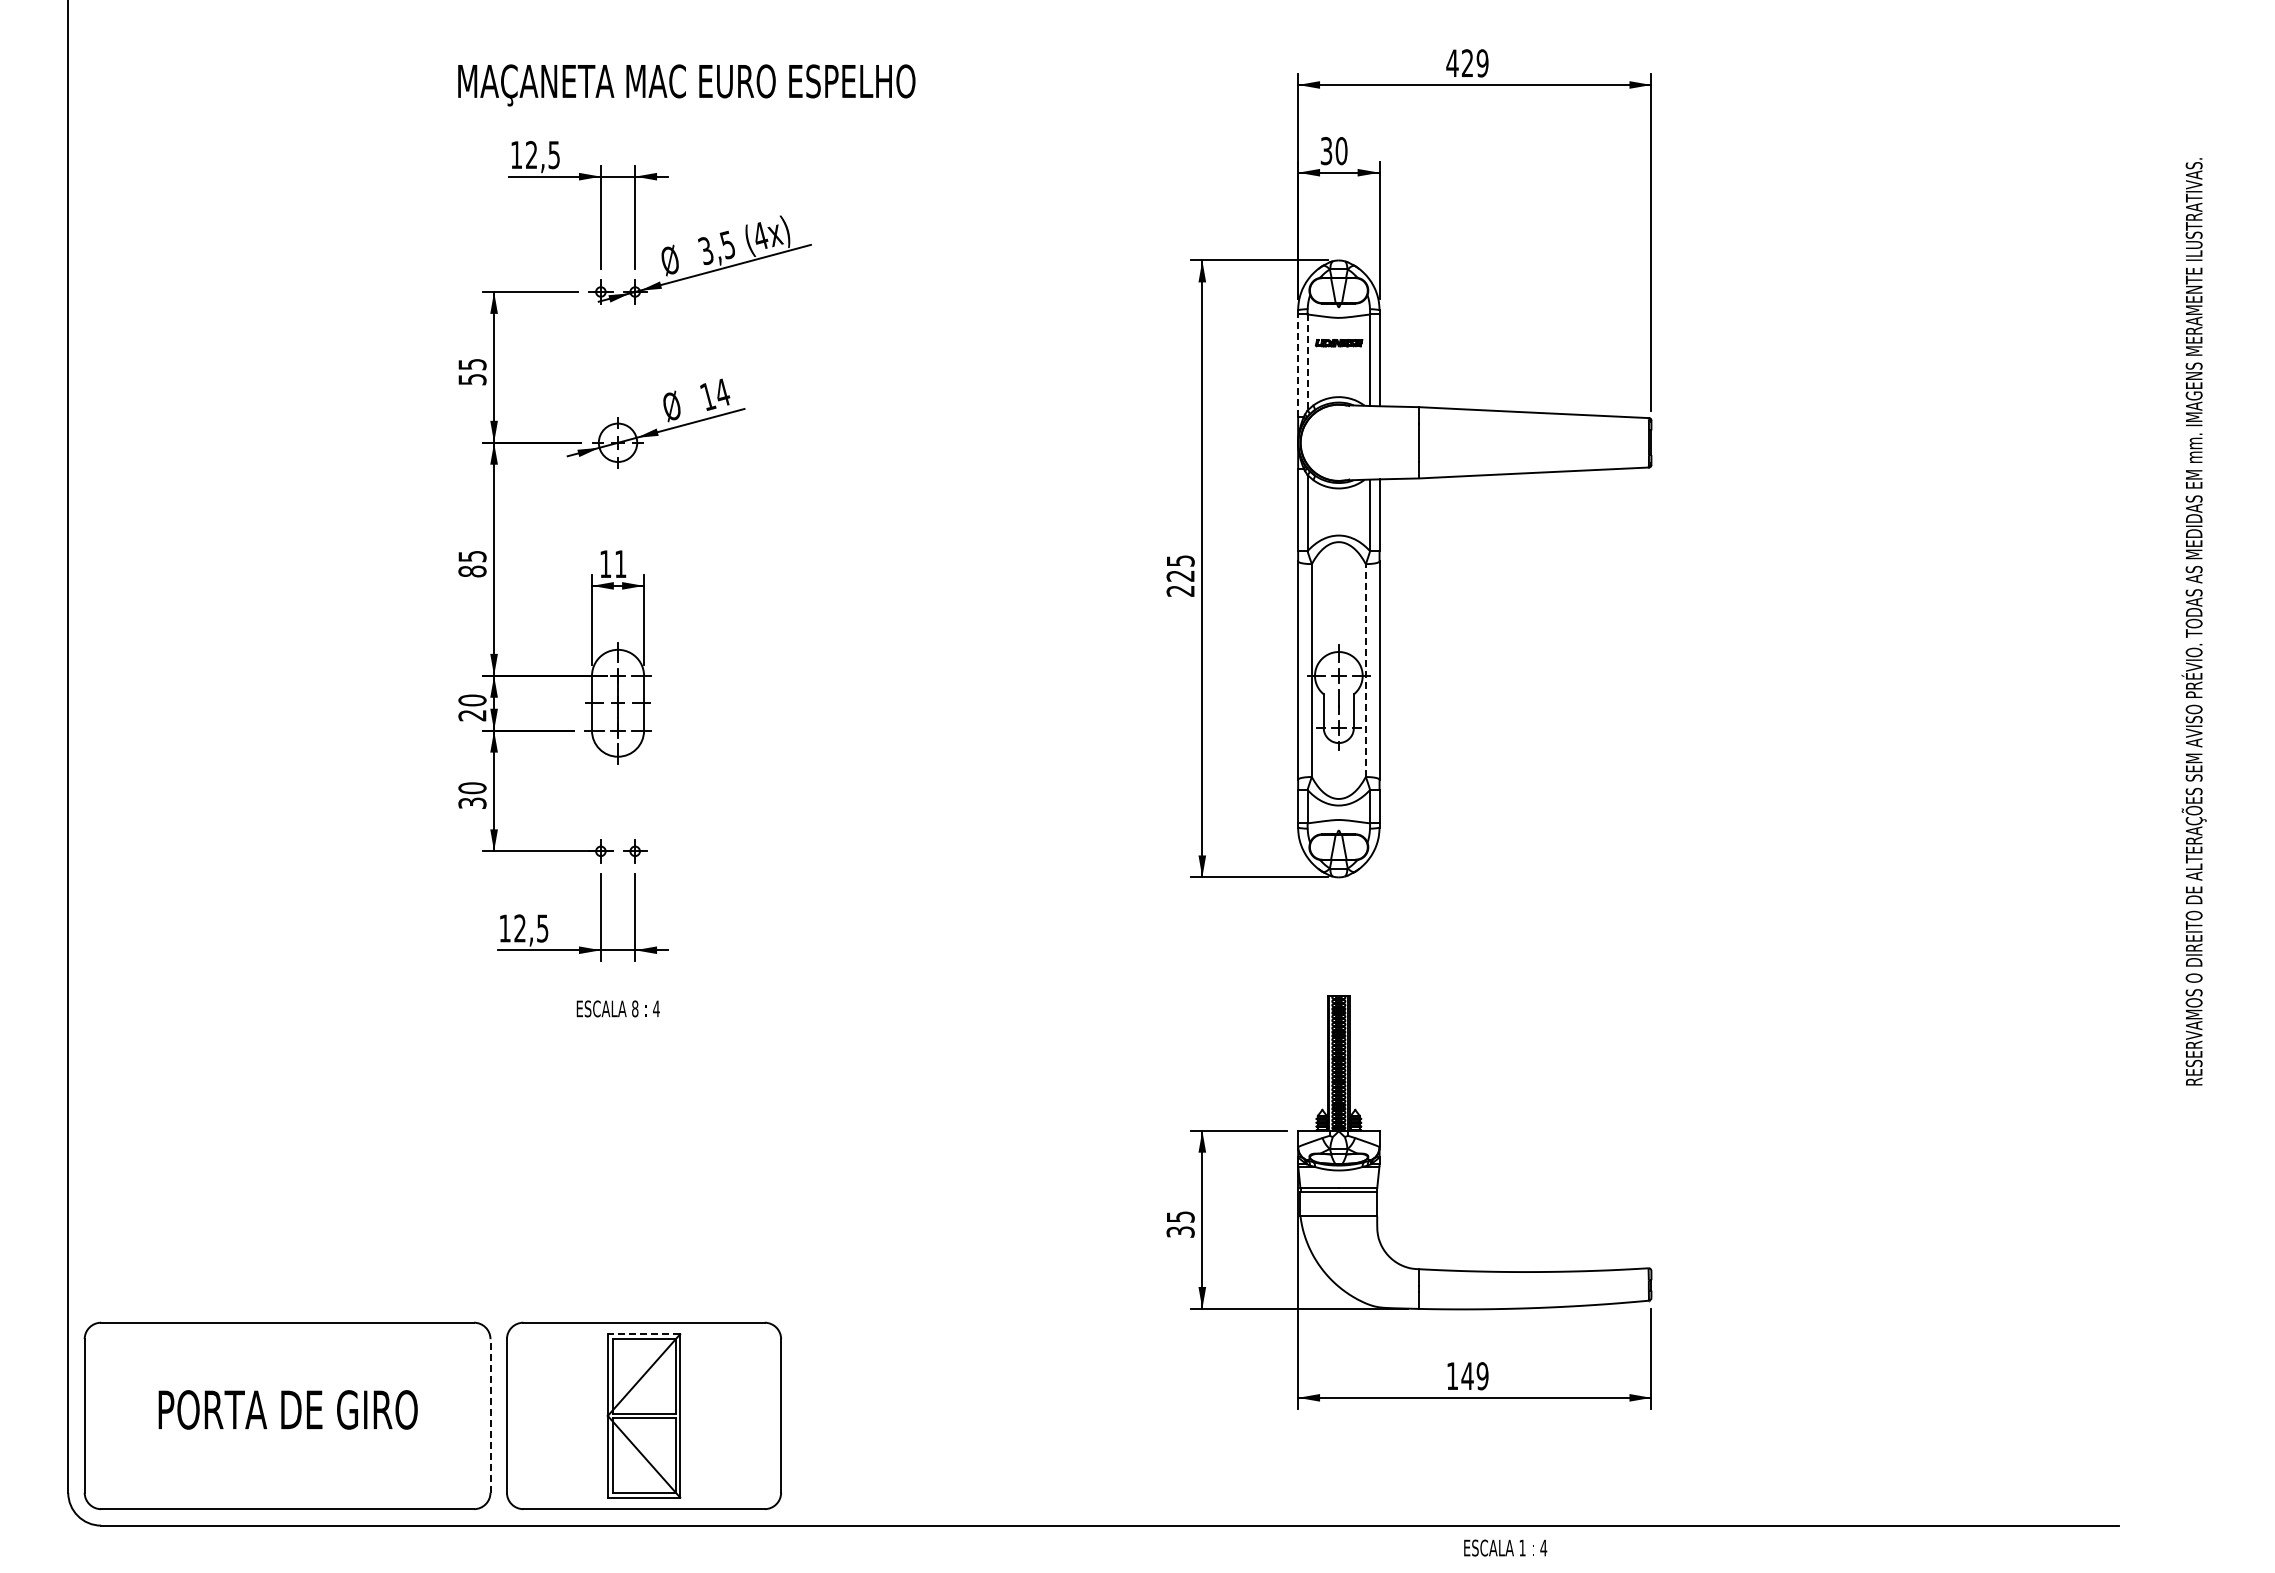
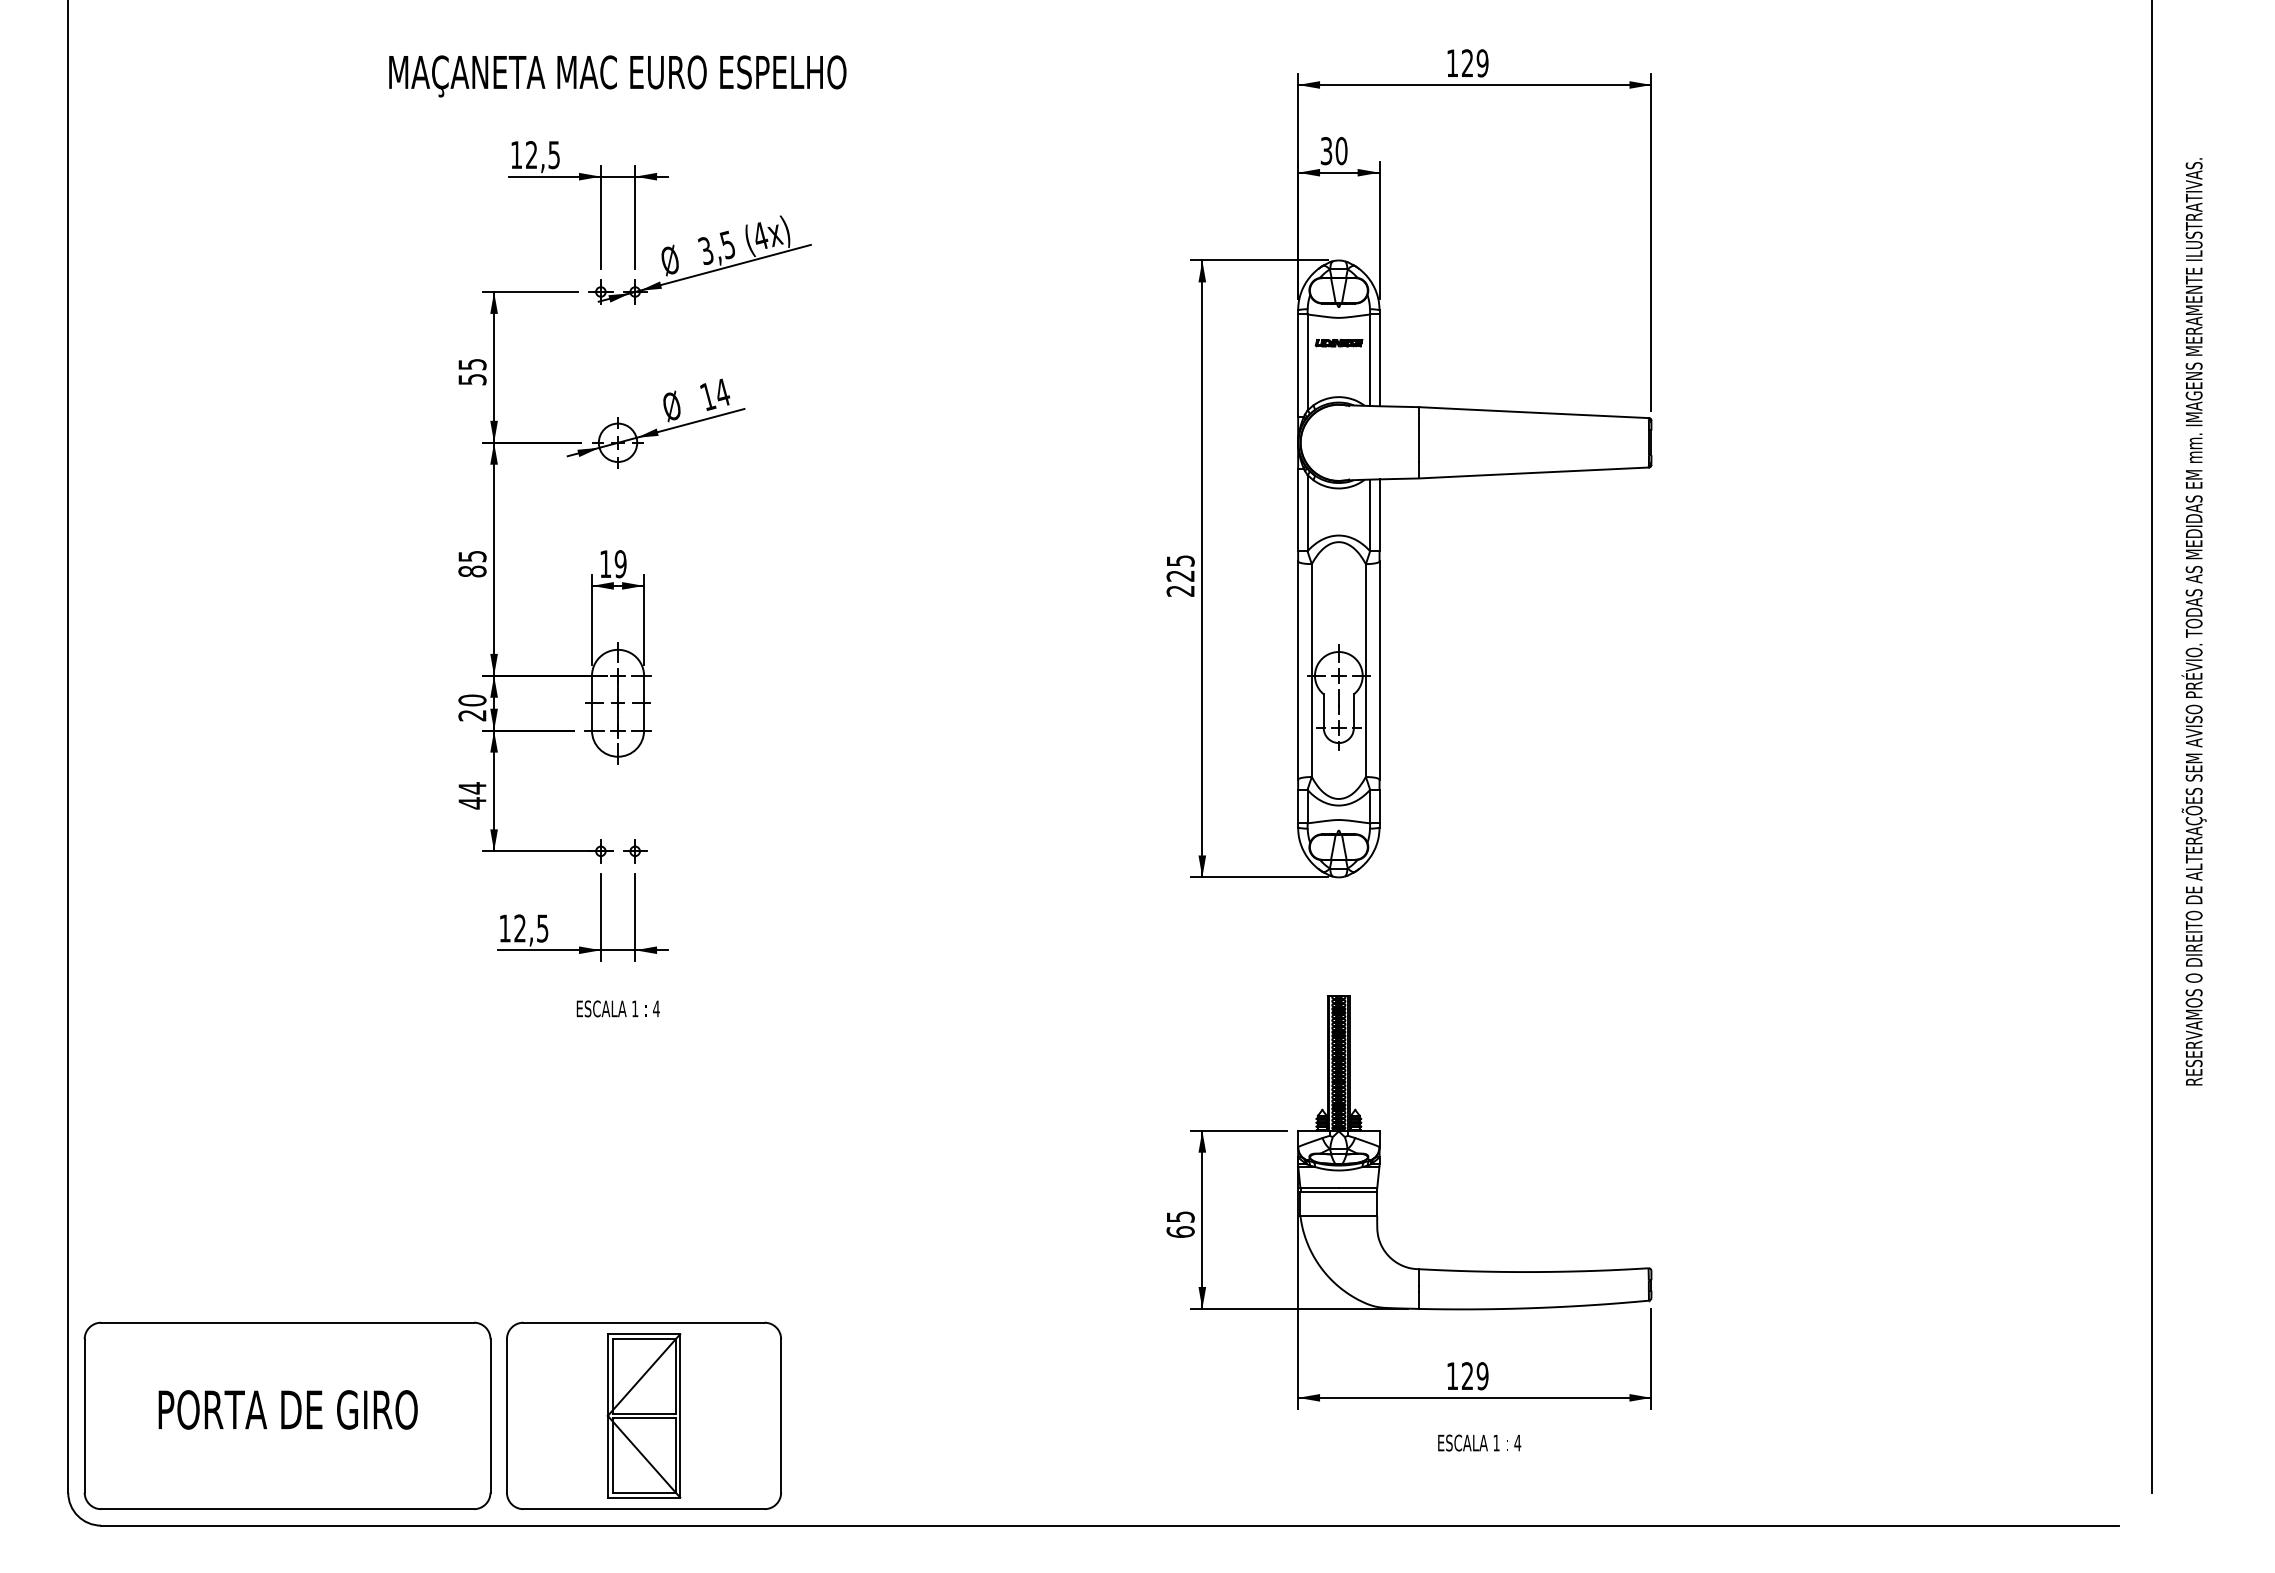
text: 429 -> 129 (1452, 62)
text position: (686, 85) -> (617, 76) (617, 76)
line: dashed -> solid (1307, 363)
line: dashed -> solid (1298, 365)
text: 11 -> 19 (620, 564)
line: dashed -> solid (1365, 670)
line: none -> present (2152, 747)
text: 30 -> 44 (472, 795)
text: 8 -> 1 (635, 1008)
text: 35 -> 65 (1180, 1231)
line: dashed -> solid (643, 1334)
text: 149 -> 129 (1467, 1375)
line: dashed -> solid (490, 1415)
text position: (1505, 1547) -> (1479, 1442) (1479, 1442)
